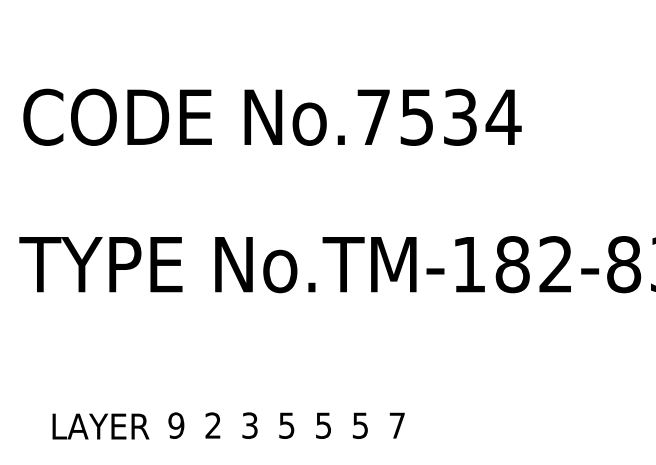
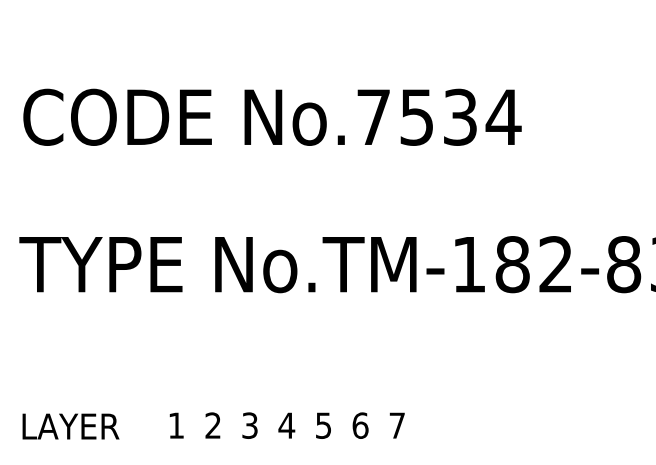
text: 9 -> 1 (176, 425)
text: 5 -> 4 (286, 425)
text: 5 -> 6 (360, 425)
text position: (100, 426) -> (70, 426) (70, 426)
